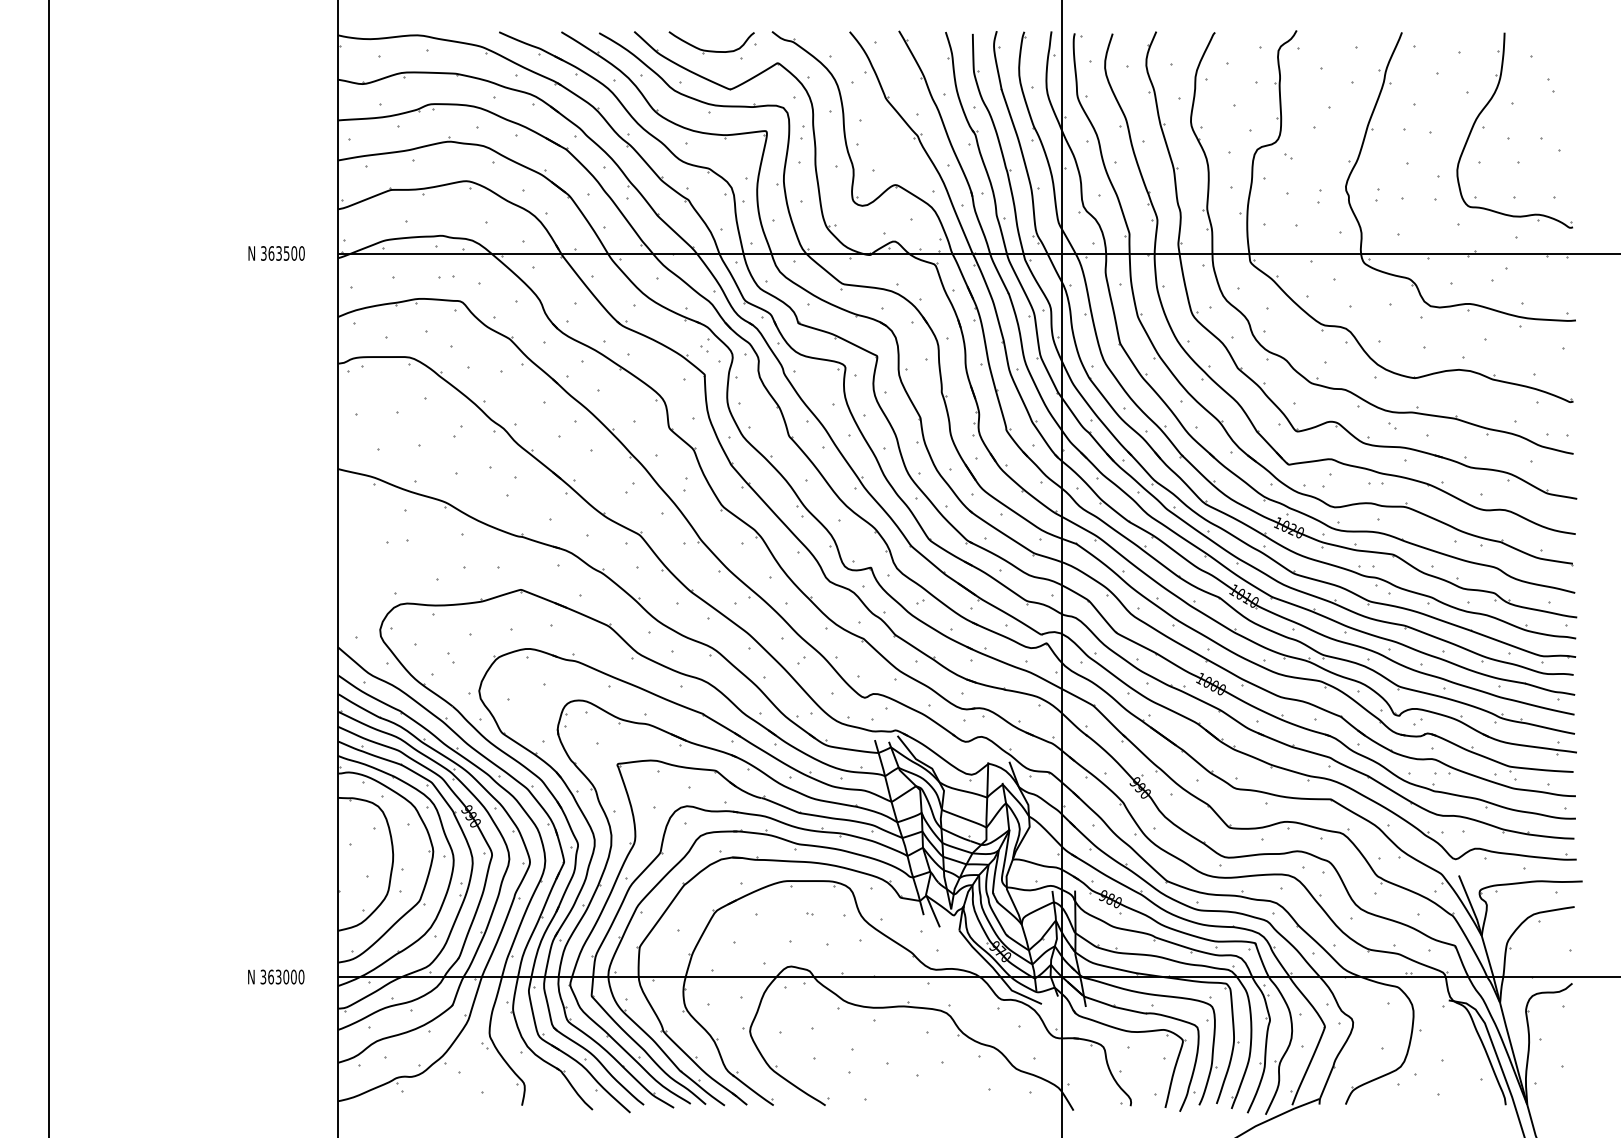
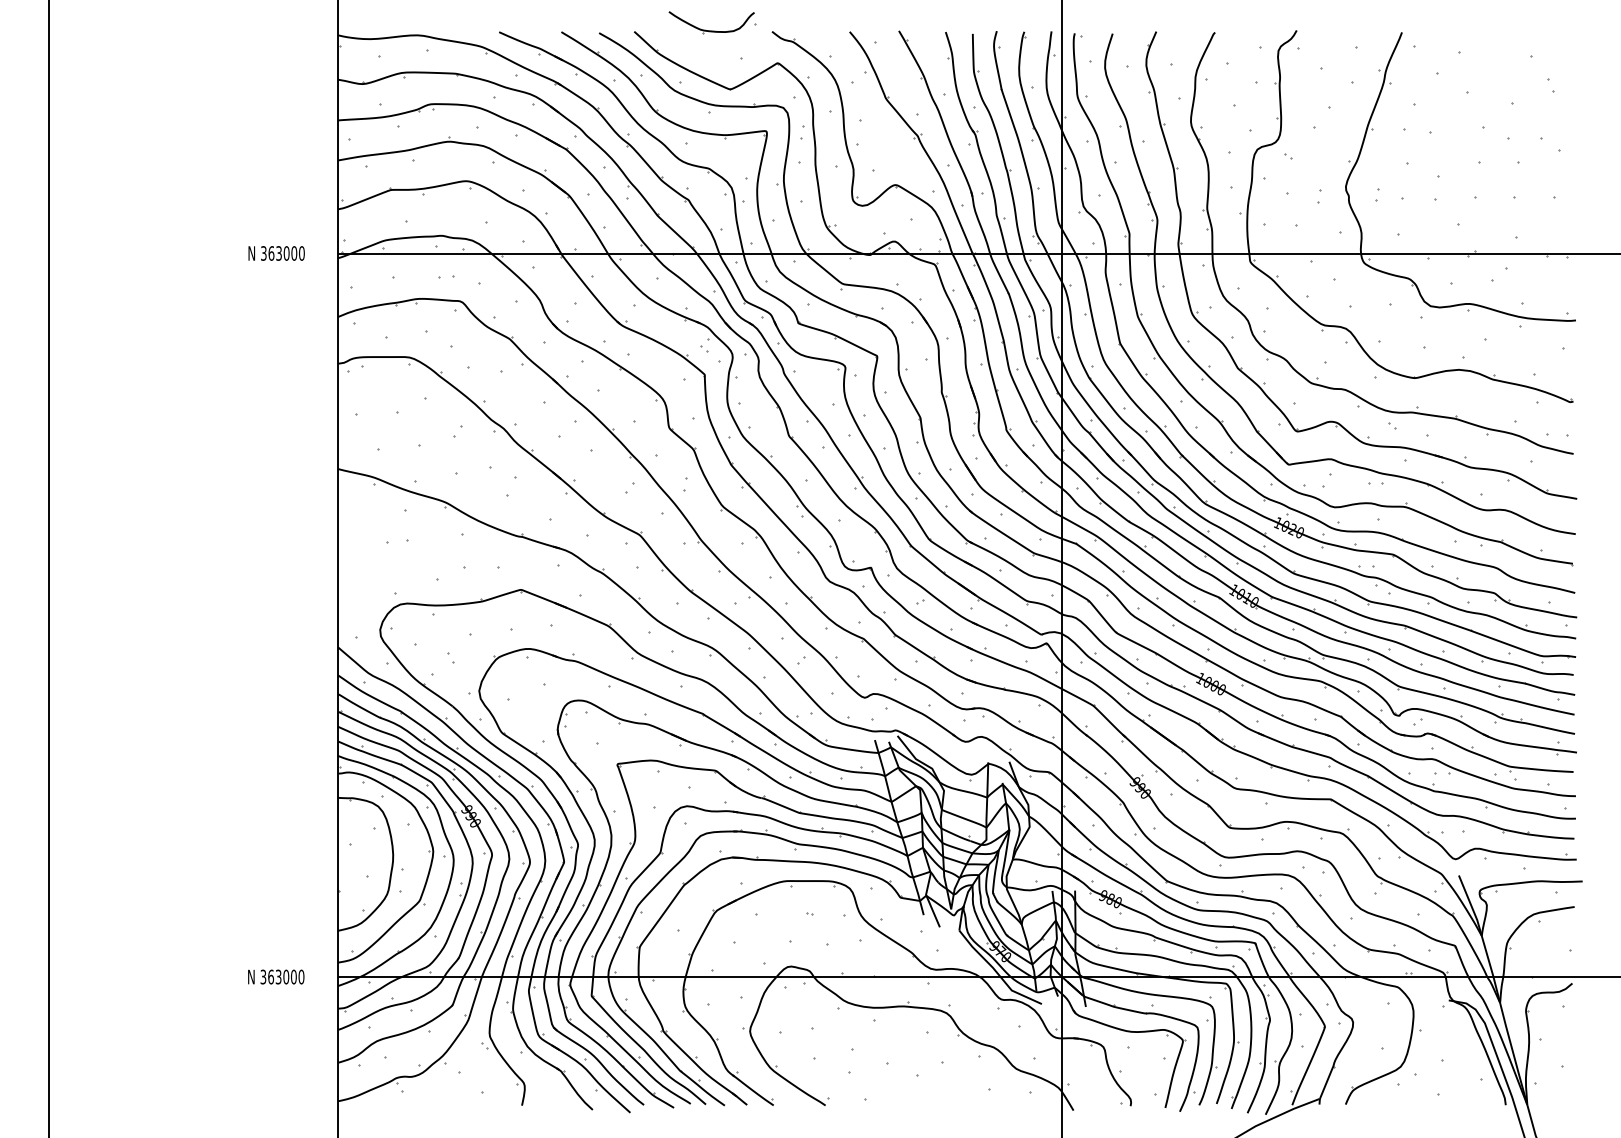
part position: (712, 50) -> (712, 30) (712, 30)
part: present -> none (1485, 108)
text: 363500 -> 363000 (286, 253)
